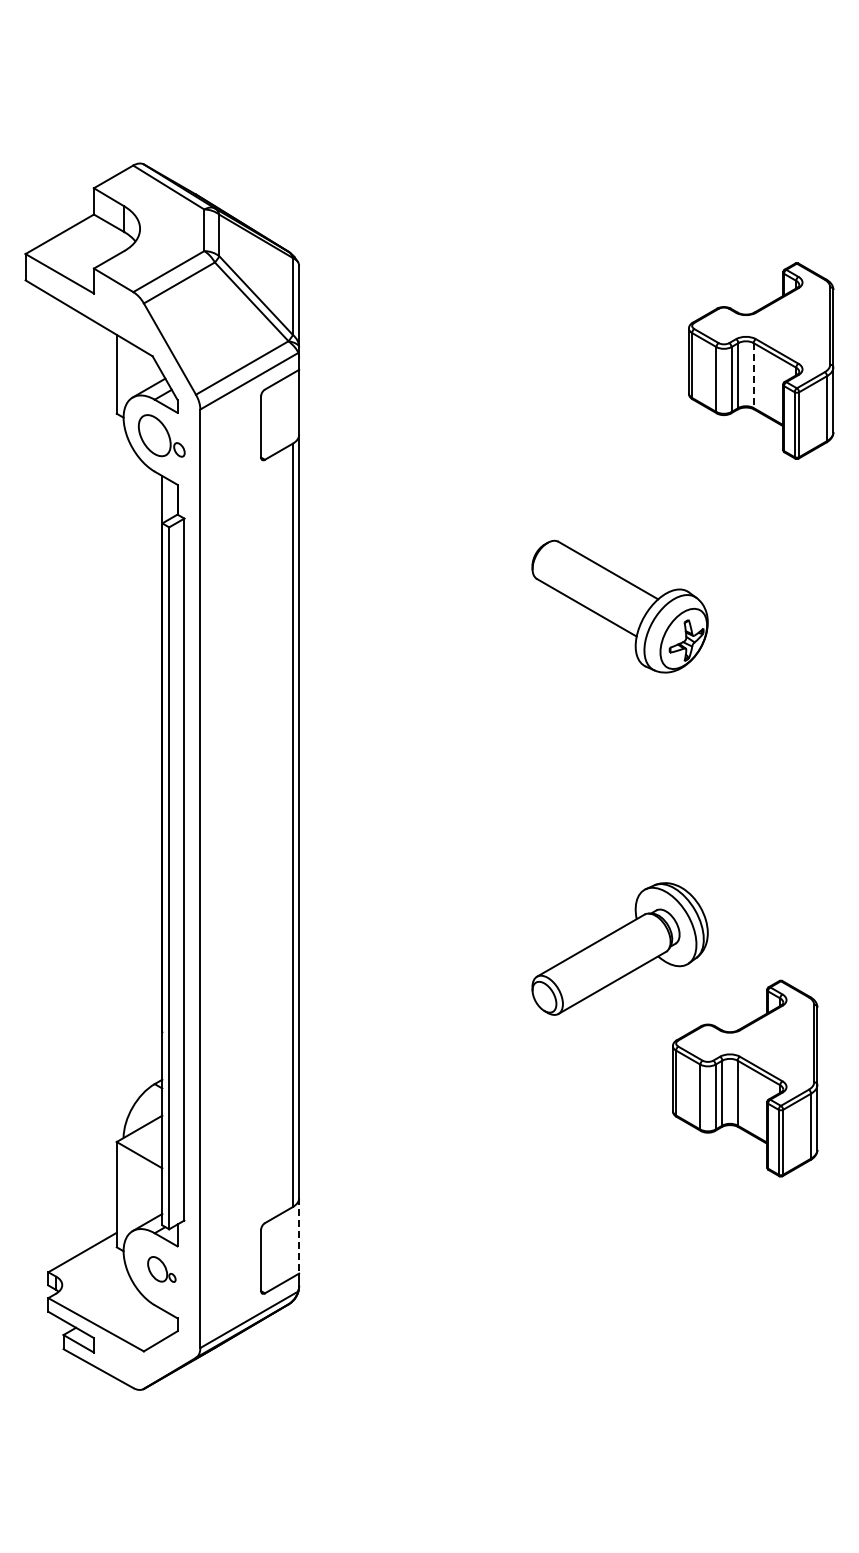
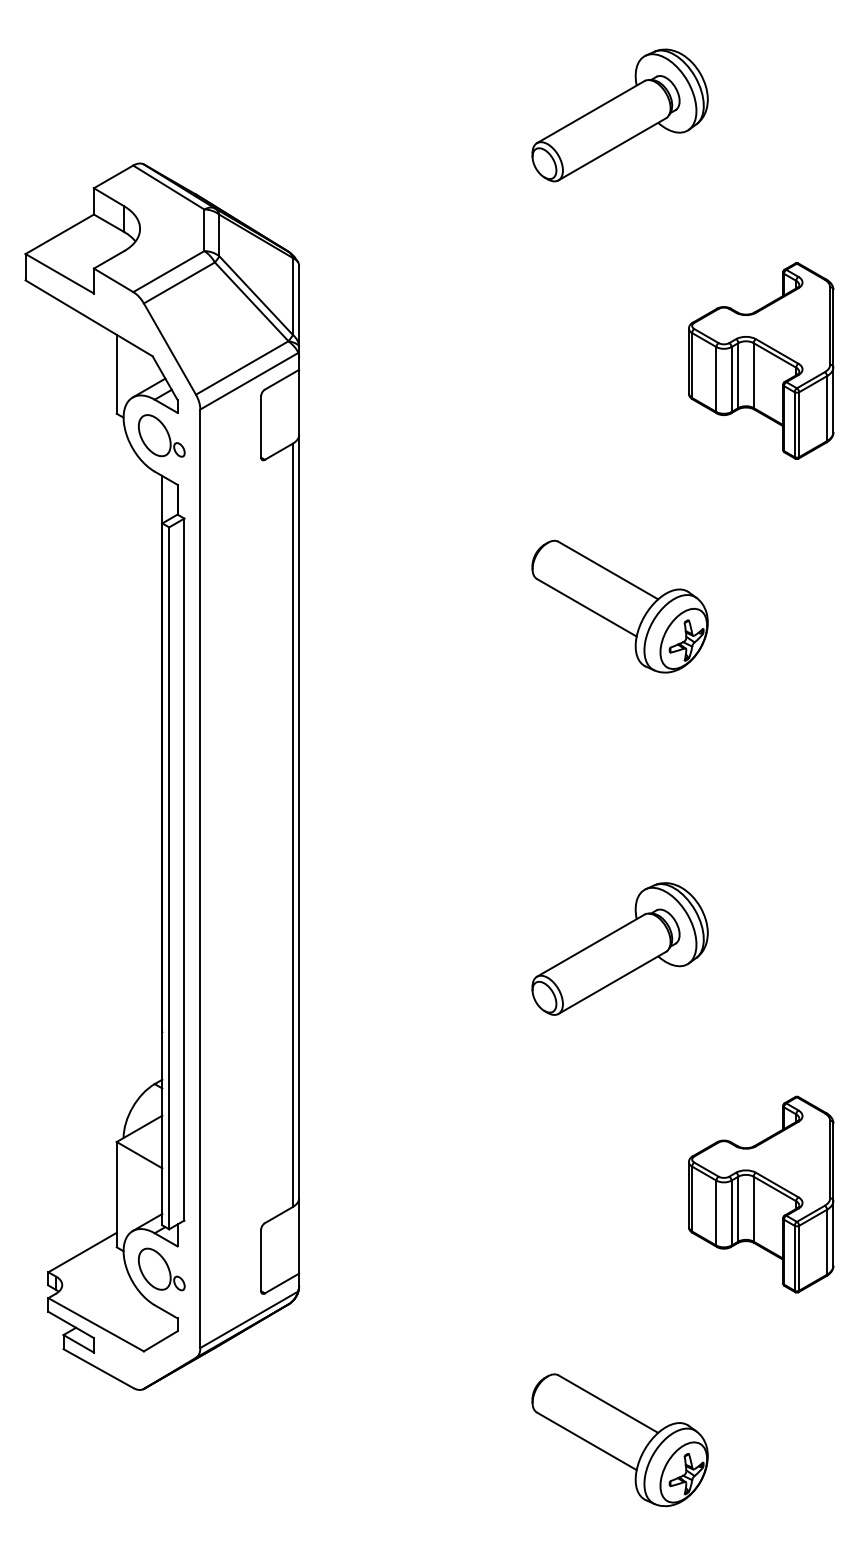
part: none -> present (619, 115)
line: dashed -> solid (753, 376)
part position: (745, 1078) -> (761, 1194) (761, 1194)
line: dashed -> solid (299, 1235)
part size: 30x27 px -> 48x45 px (161, 1269)
part: none -> present (619, 1440)
